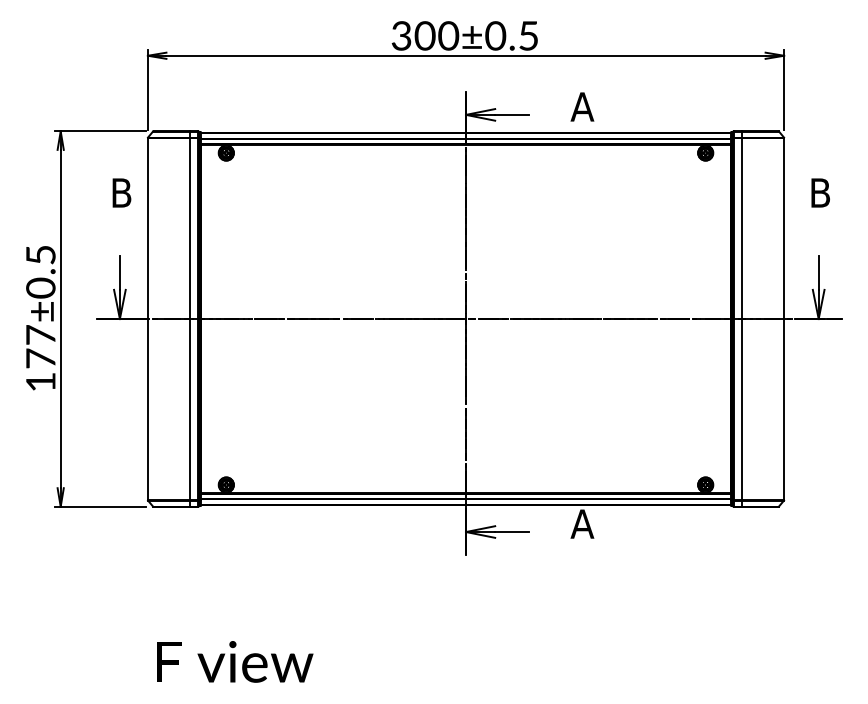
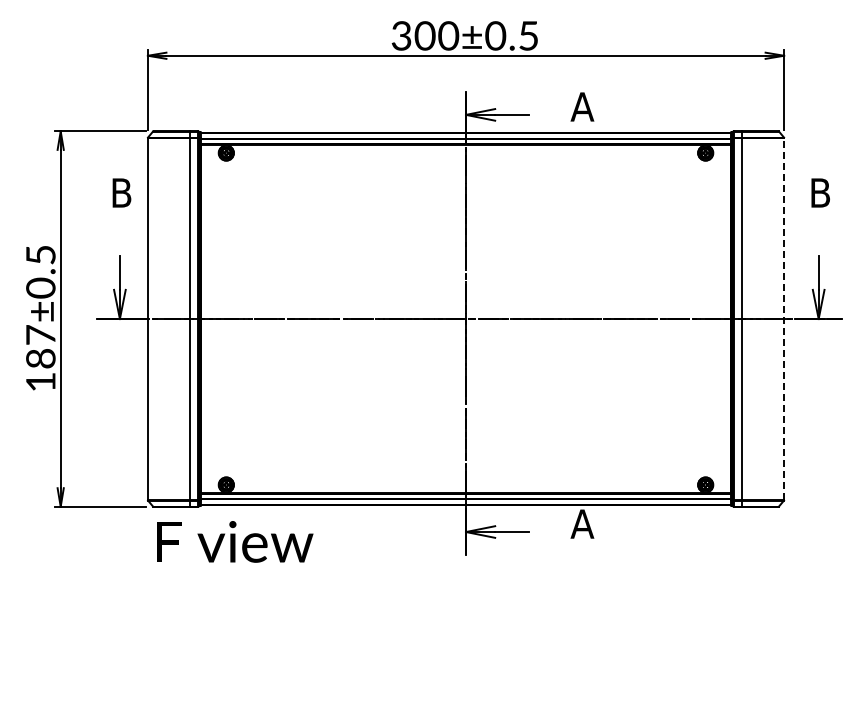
line: solid -> dashed (784, 318)
text: 177±0.5 -> 187±0.5 (40, 358)
text position: (235, 661) -> (235, 541) (235, 541)
